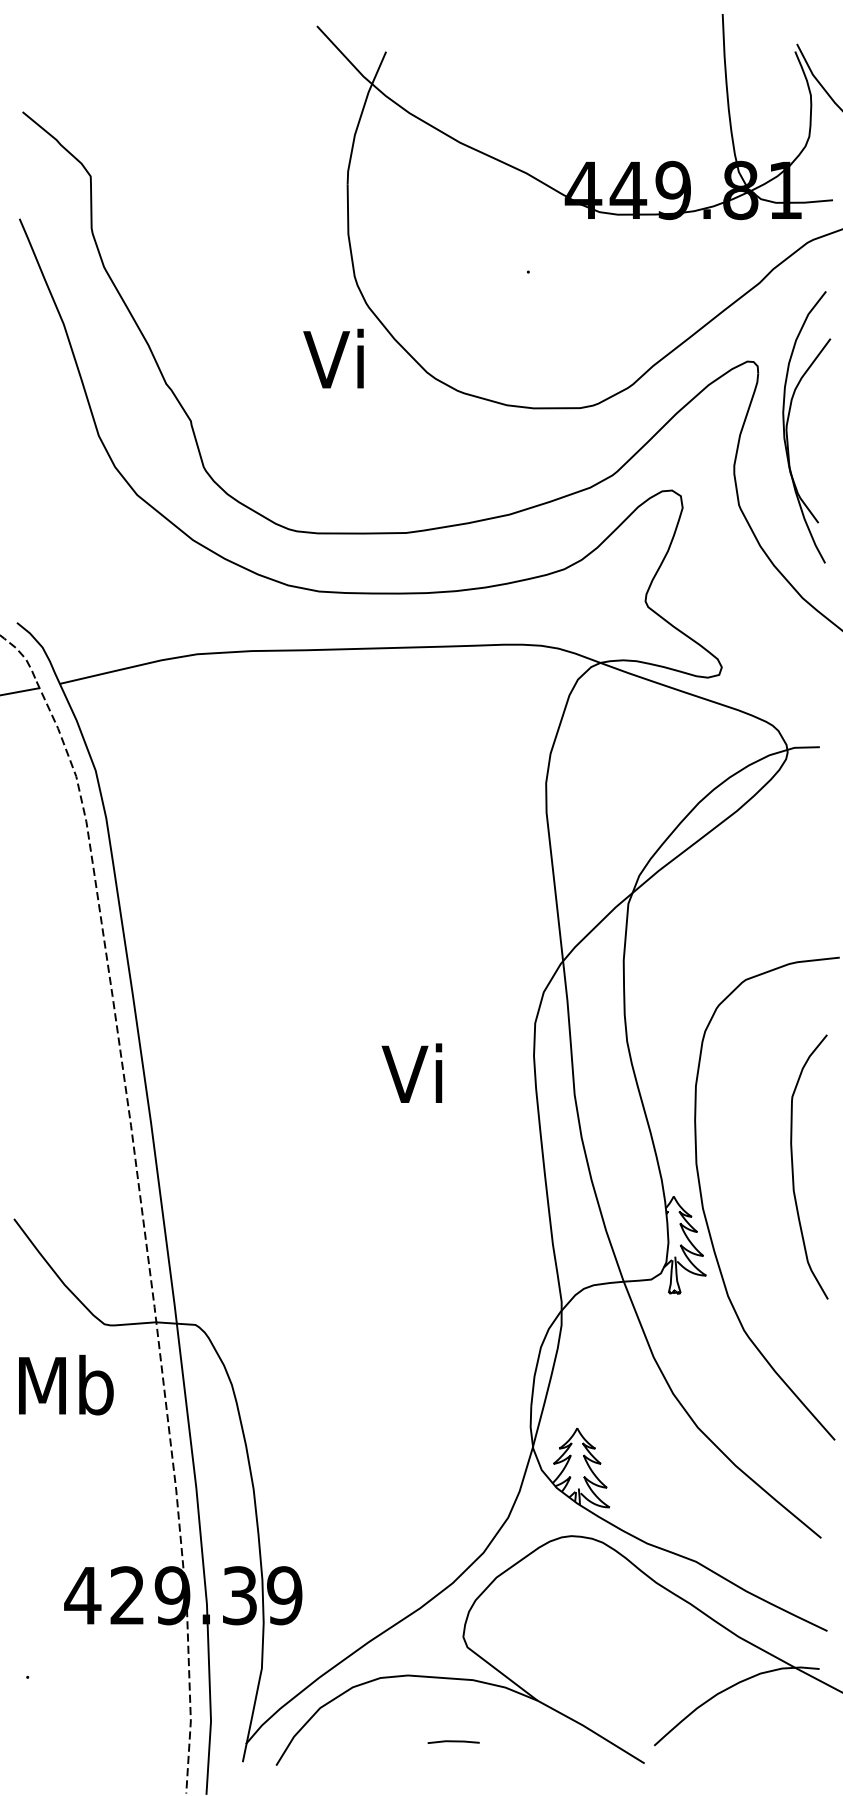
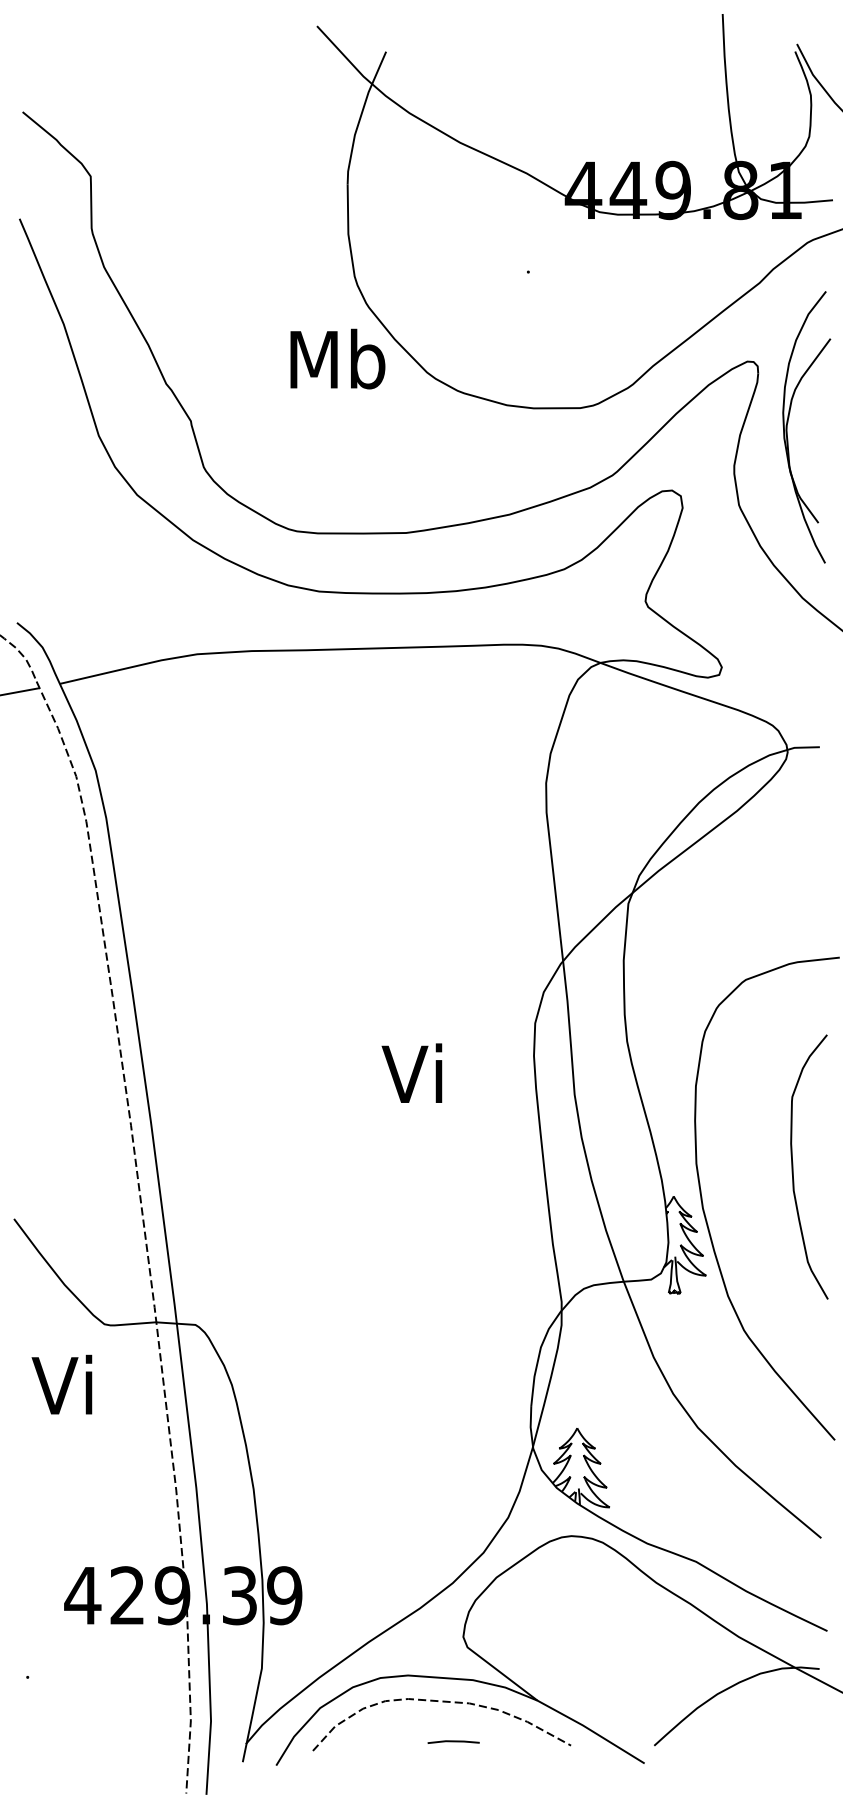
text: Vi -> Mb (337, 358)
text: Mb -> Vi (66, 1384)
curve: none -> present (442, 1702)
